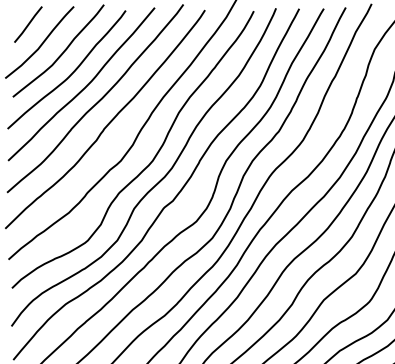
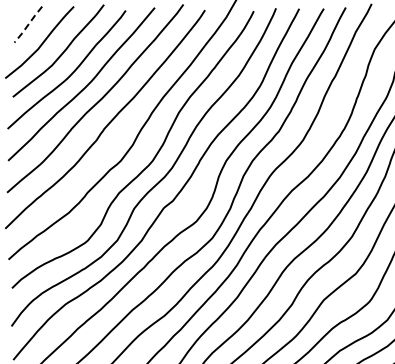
line: solid -> dashed (28, 24)
